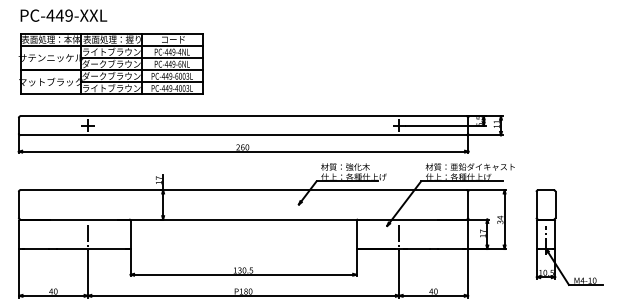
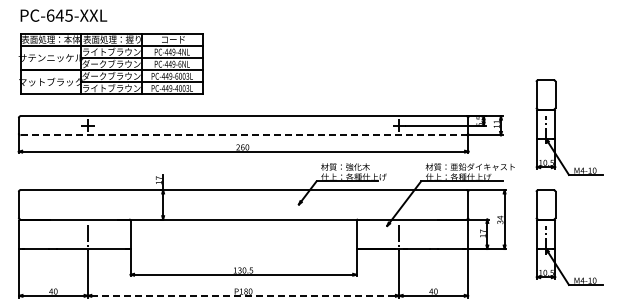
text: PC-449-XXL -> PC-645-XXL (59, 15)
part: none -> present (555, 127)
line: solid -> dashed (244, 135)
line: solid -> dashed (244, 295)
